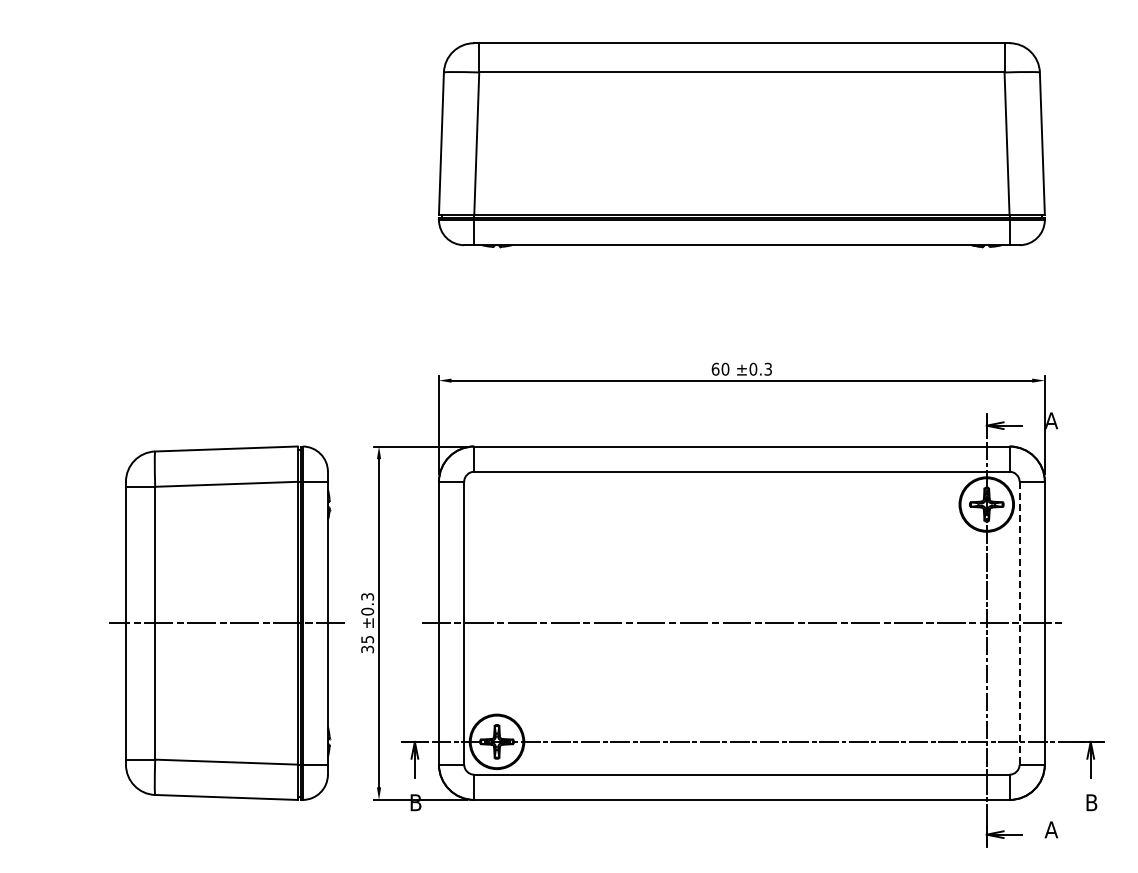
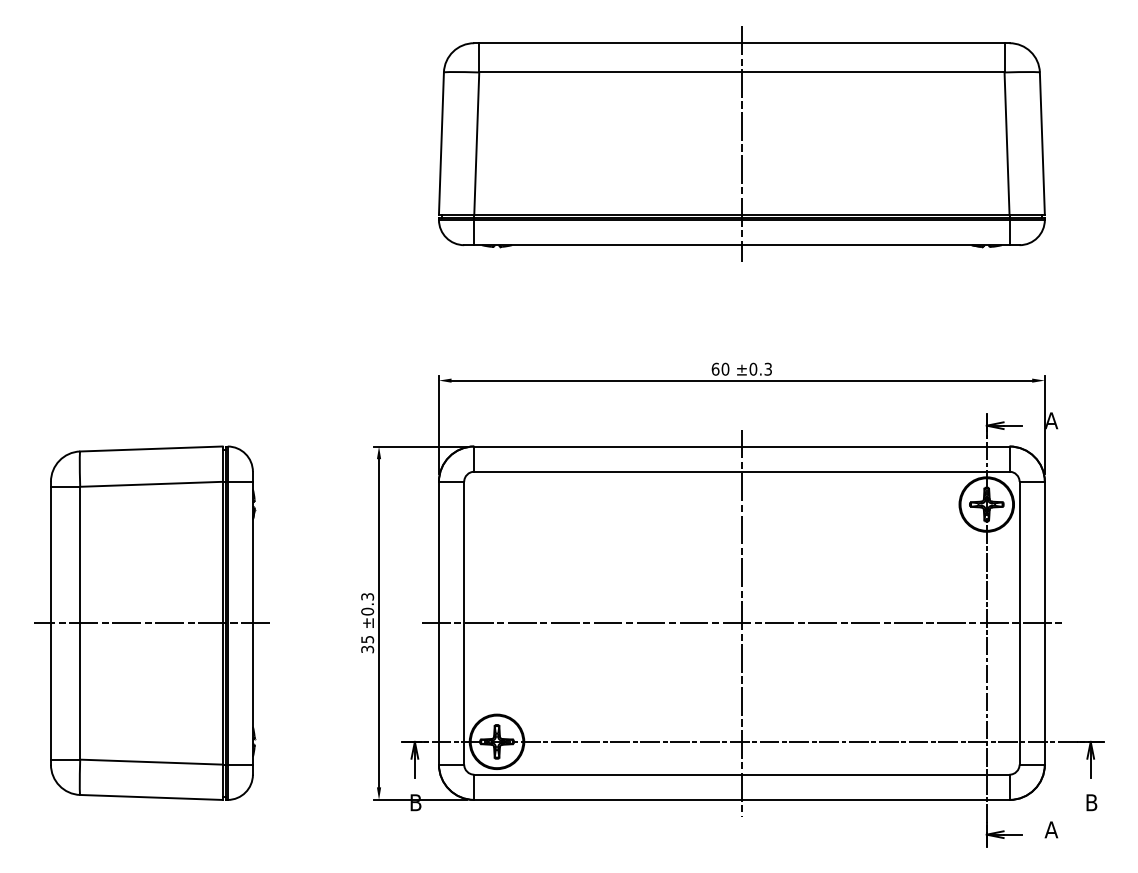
line: none -> present (741, 144)
part position: (226, 622) -> (151, 622) (151, 622)
line: none -> present (741, 622)
line: dashed -> solid (1019, 623)
